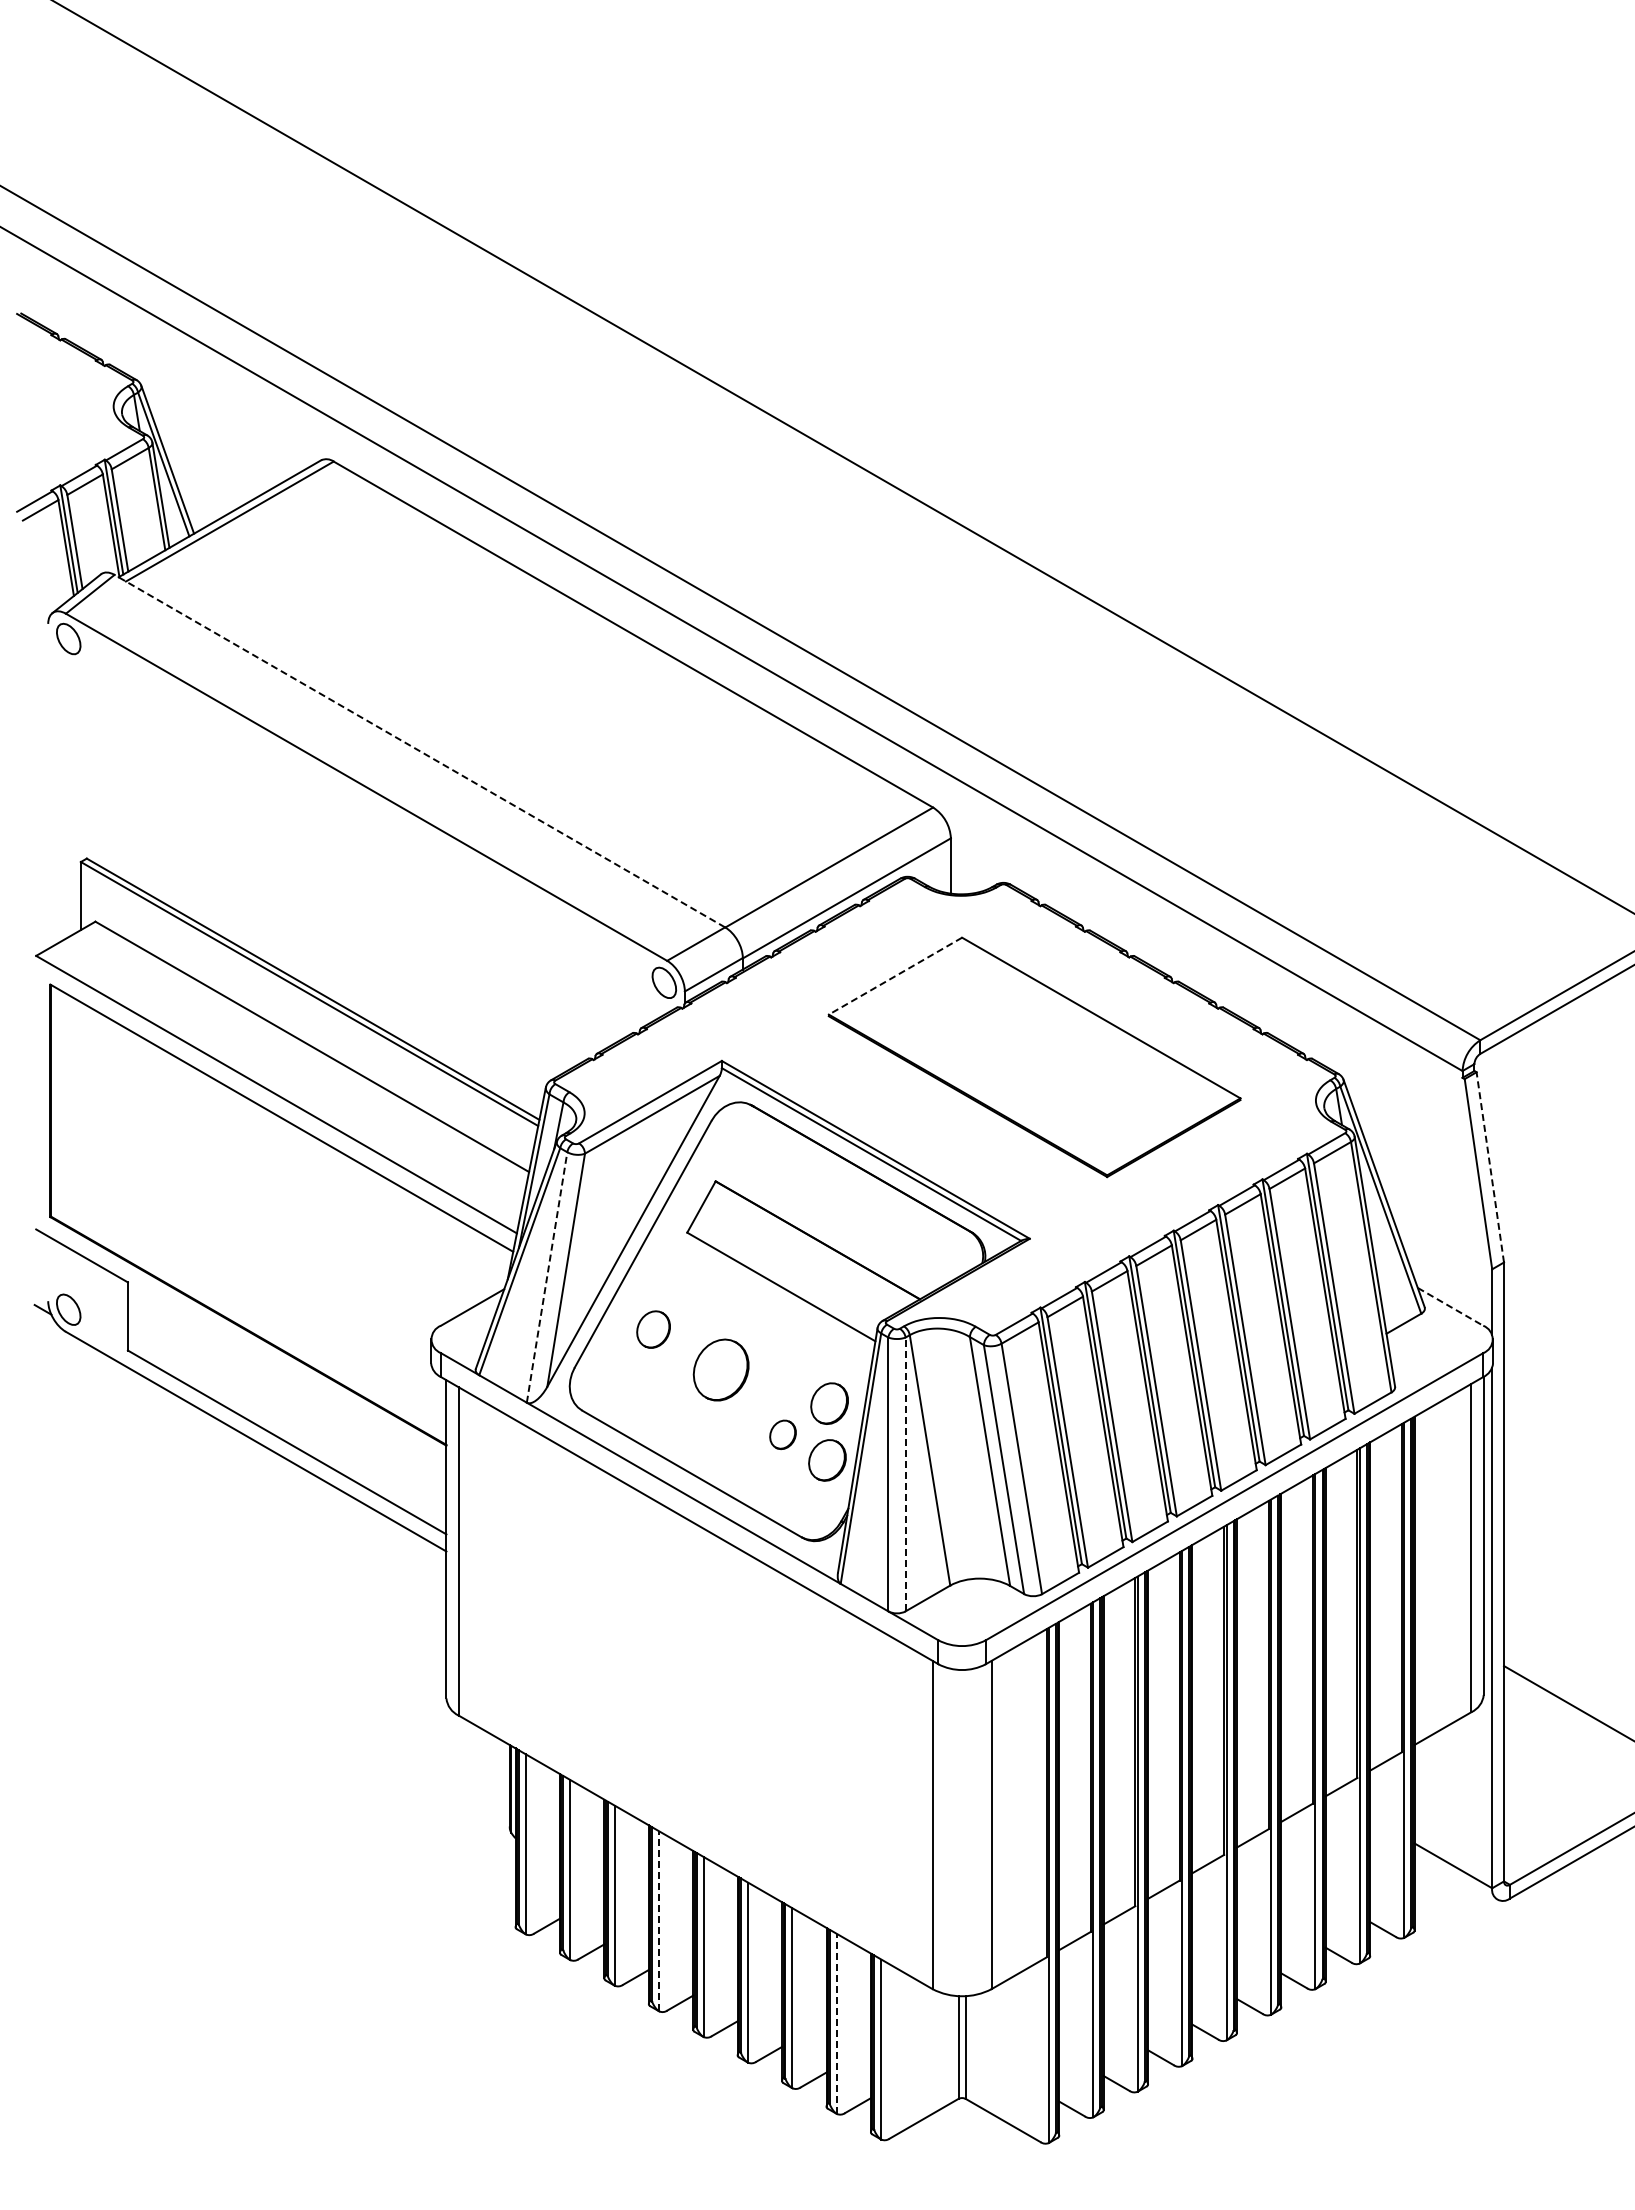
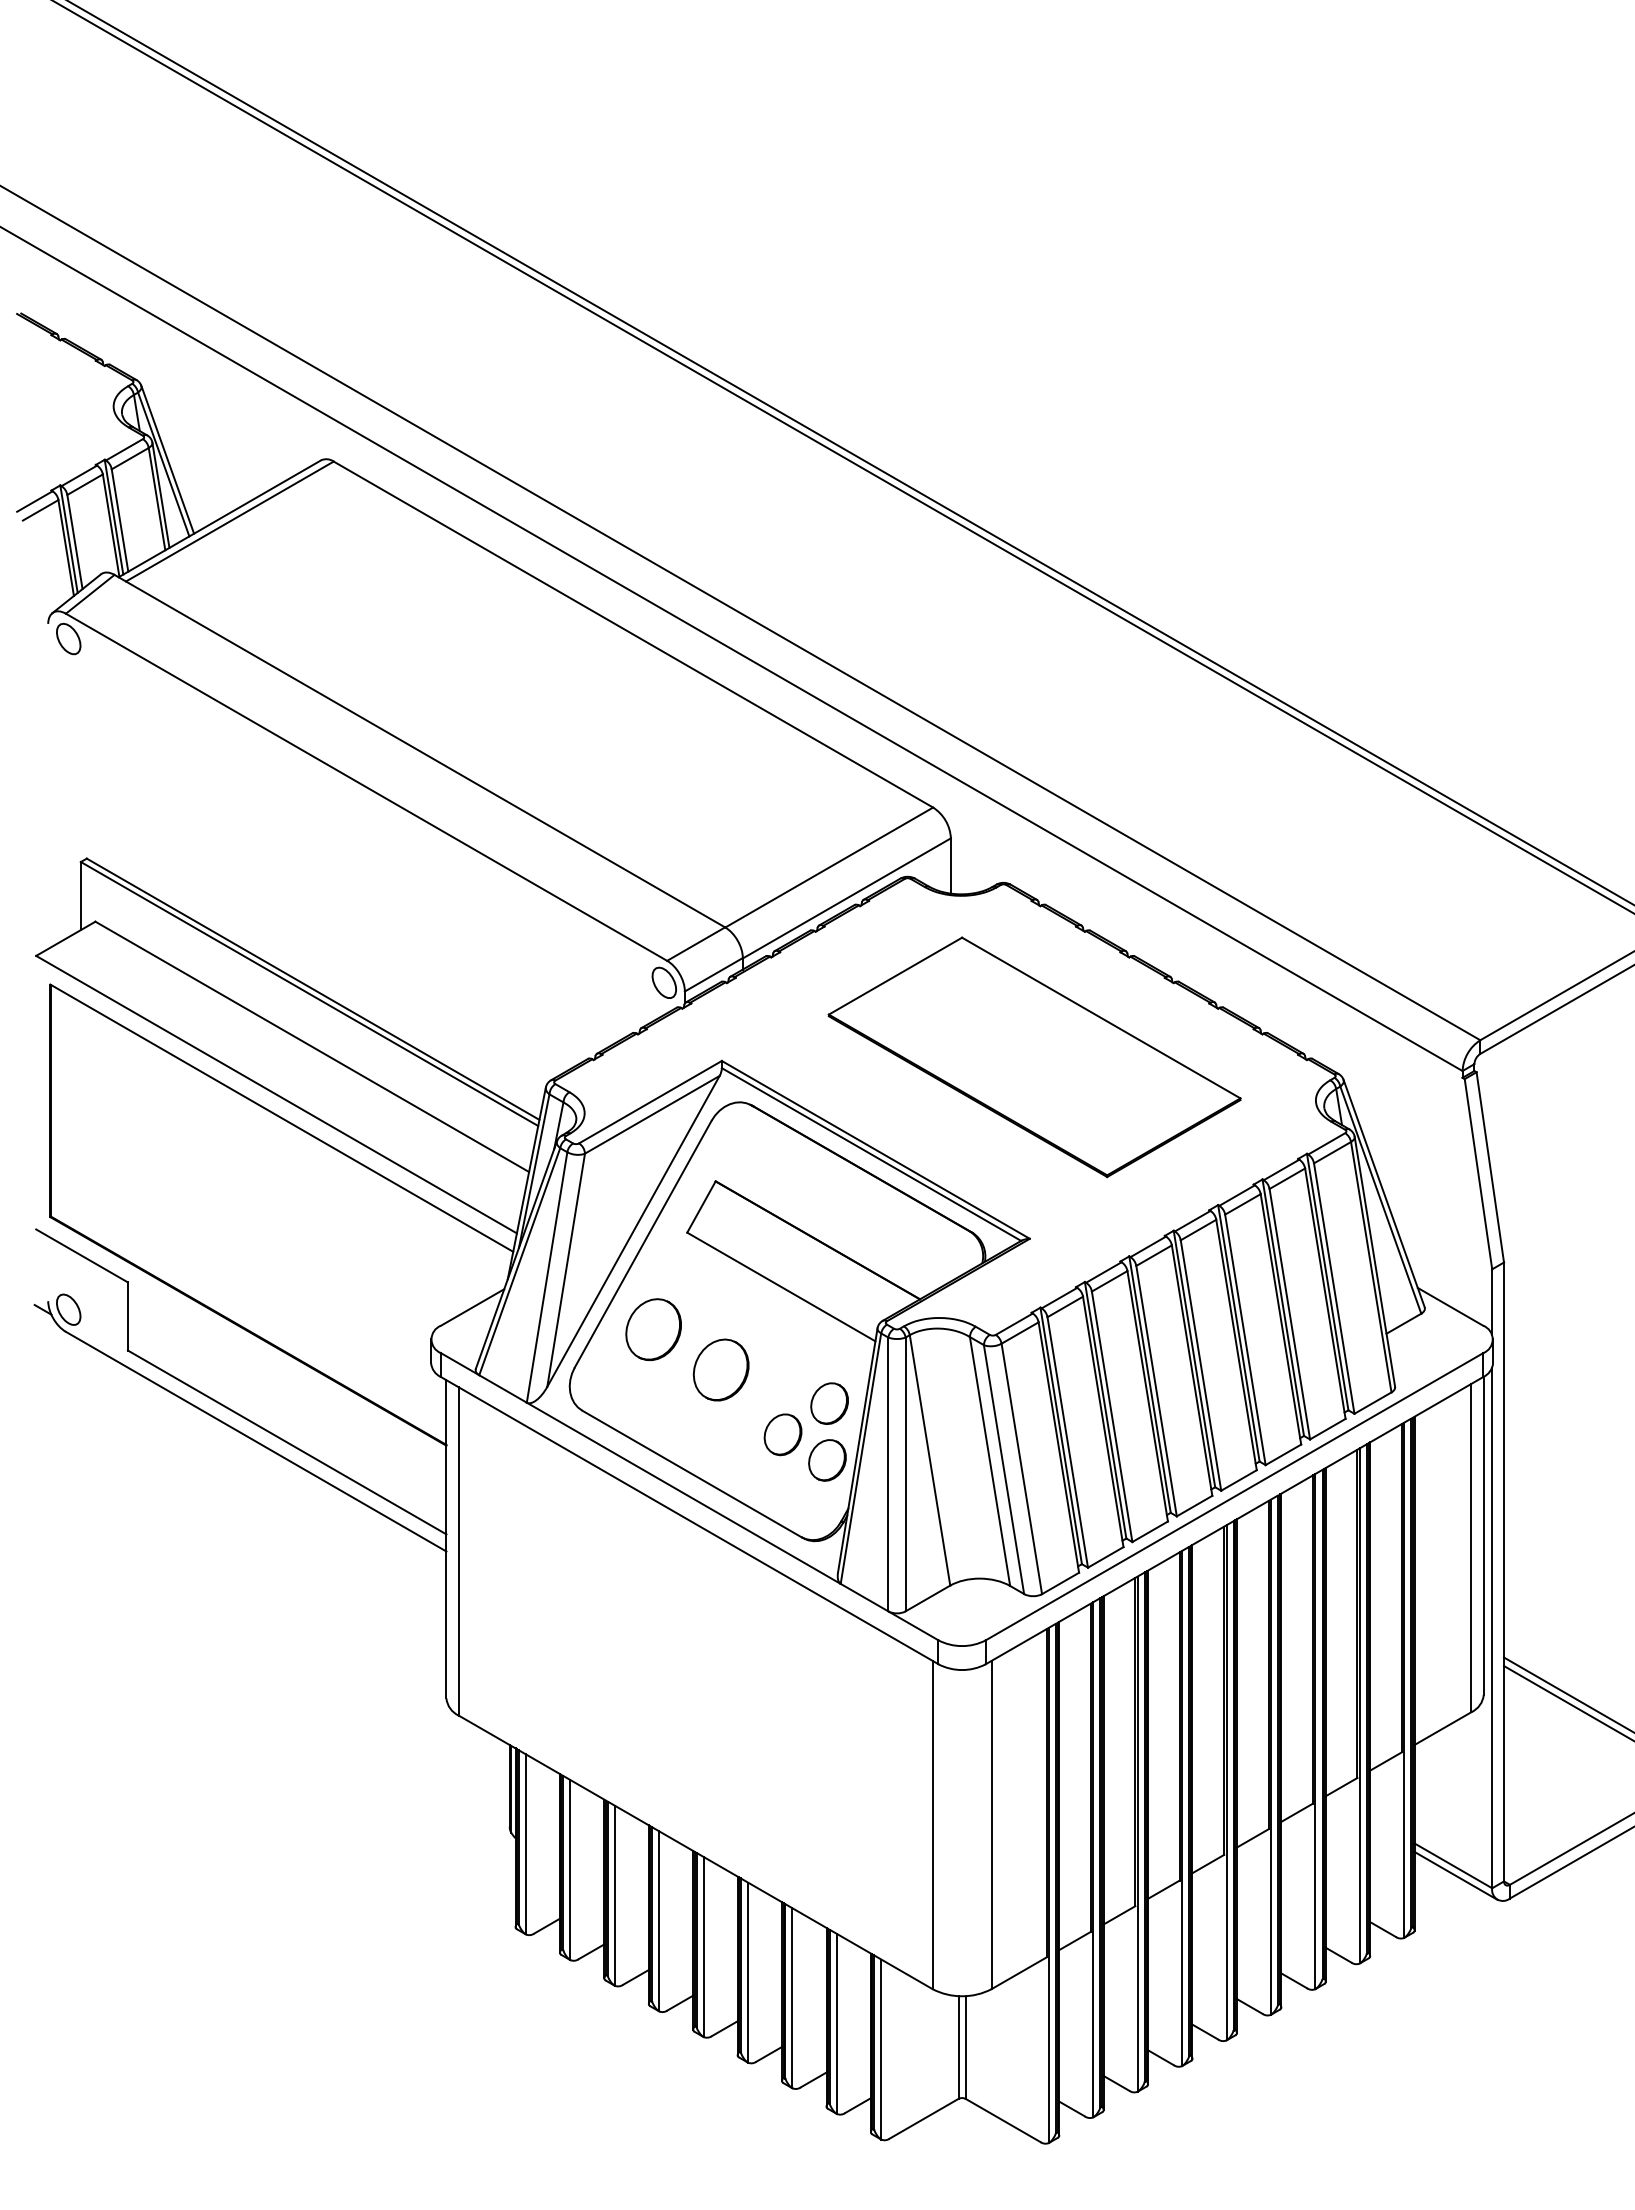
line: none -> present (850, 452)
line: dashed -> solid (419, 751)
line: dashed -> solid (895, 976)
line: dashed -> solid (1490, 1166)
line: dashed -> solid (547, 1277)
line: dashed -> solid (1450, 1306)
part size: 35x39 px -> 57x63 px (653, 1329)
part size: 28x32 px -> 40x44 px (782, 1434)
line: dashed -> solid (905, 1474)
line: none -> present (1567, 1694)
line: none -> present (1455, 1875)
line: dashed -> solid (659, 1920)
line: dashed -> solid (836, 2023)
